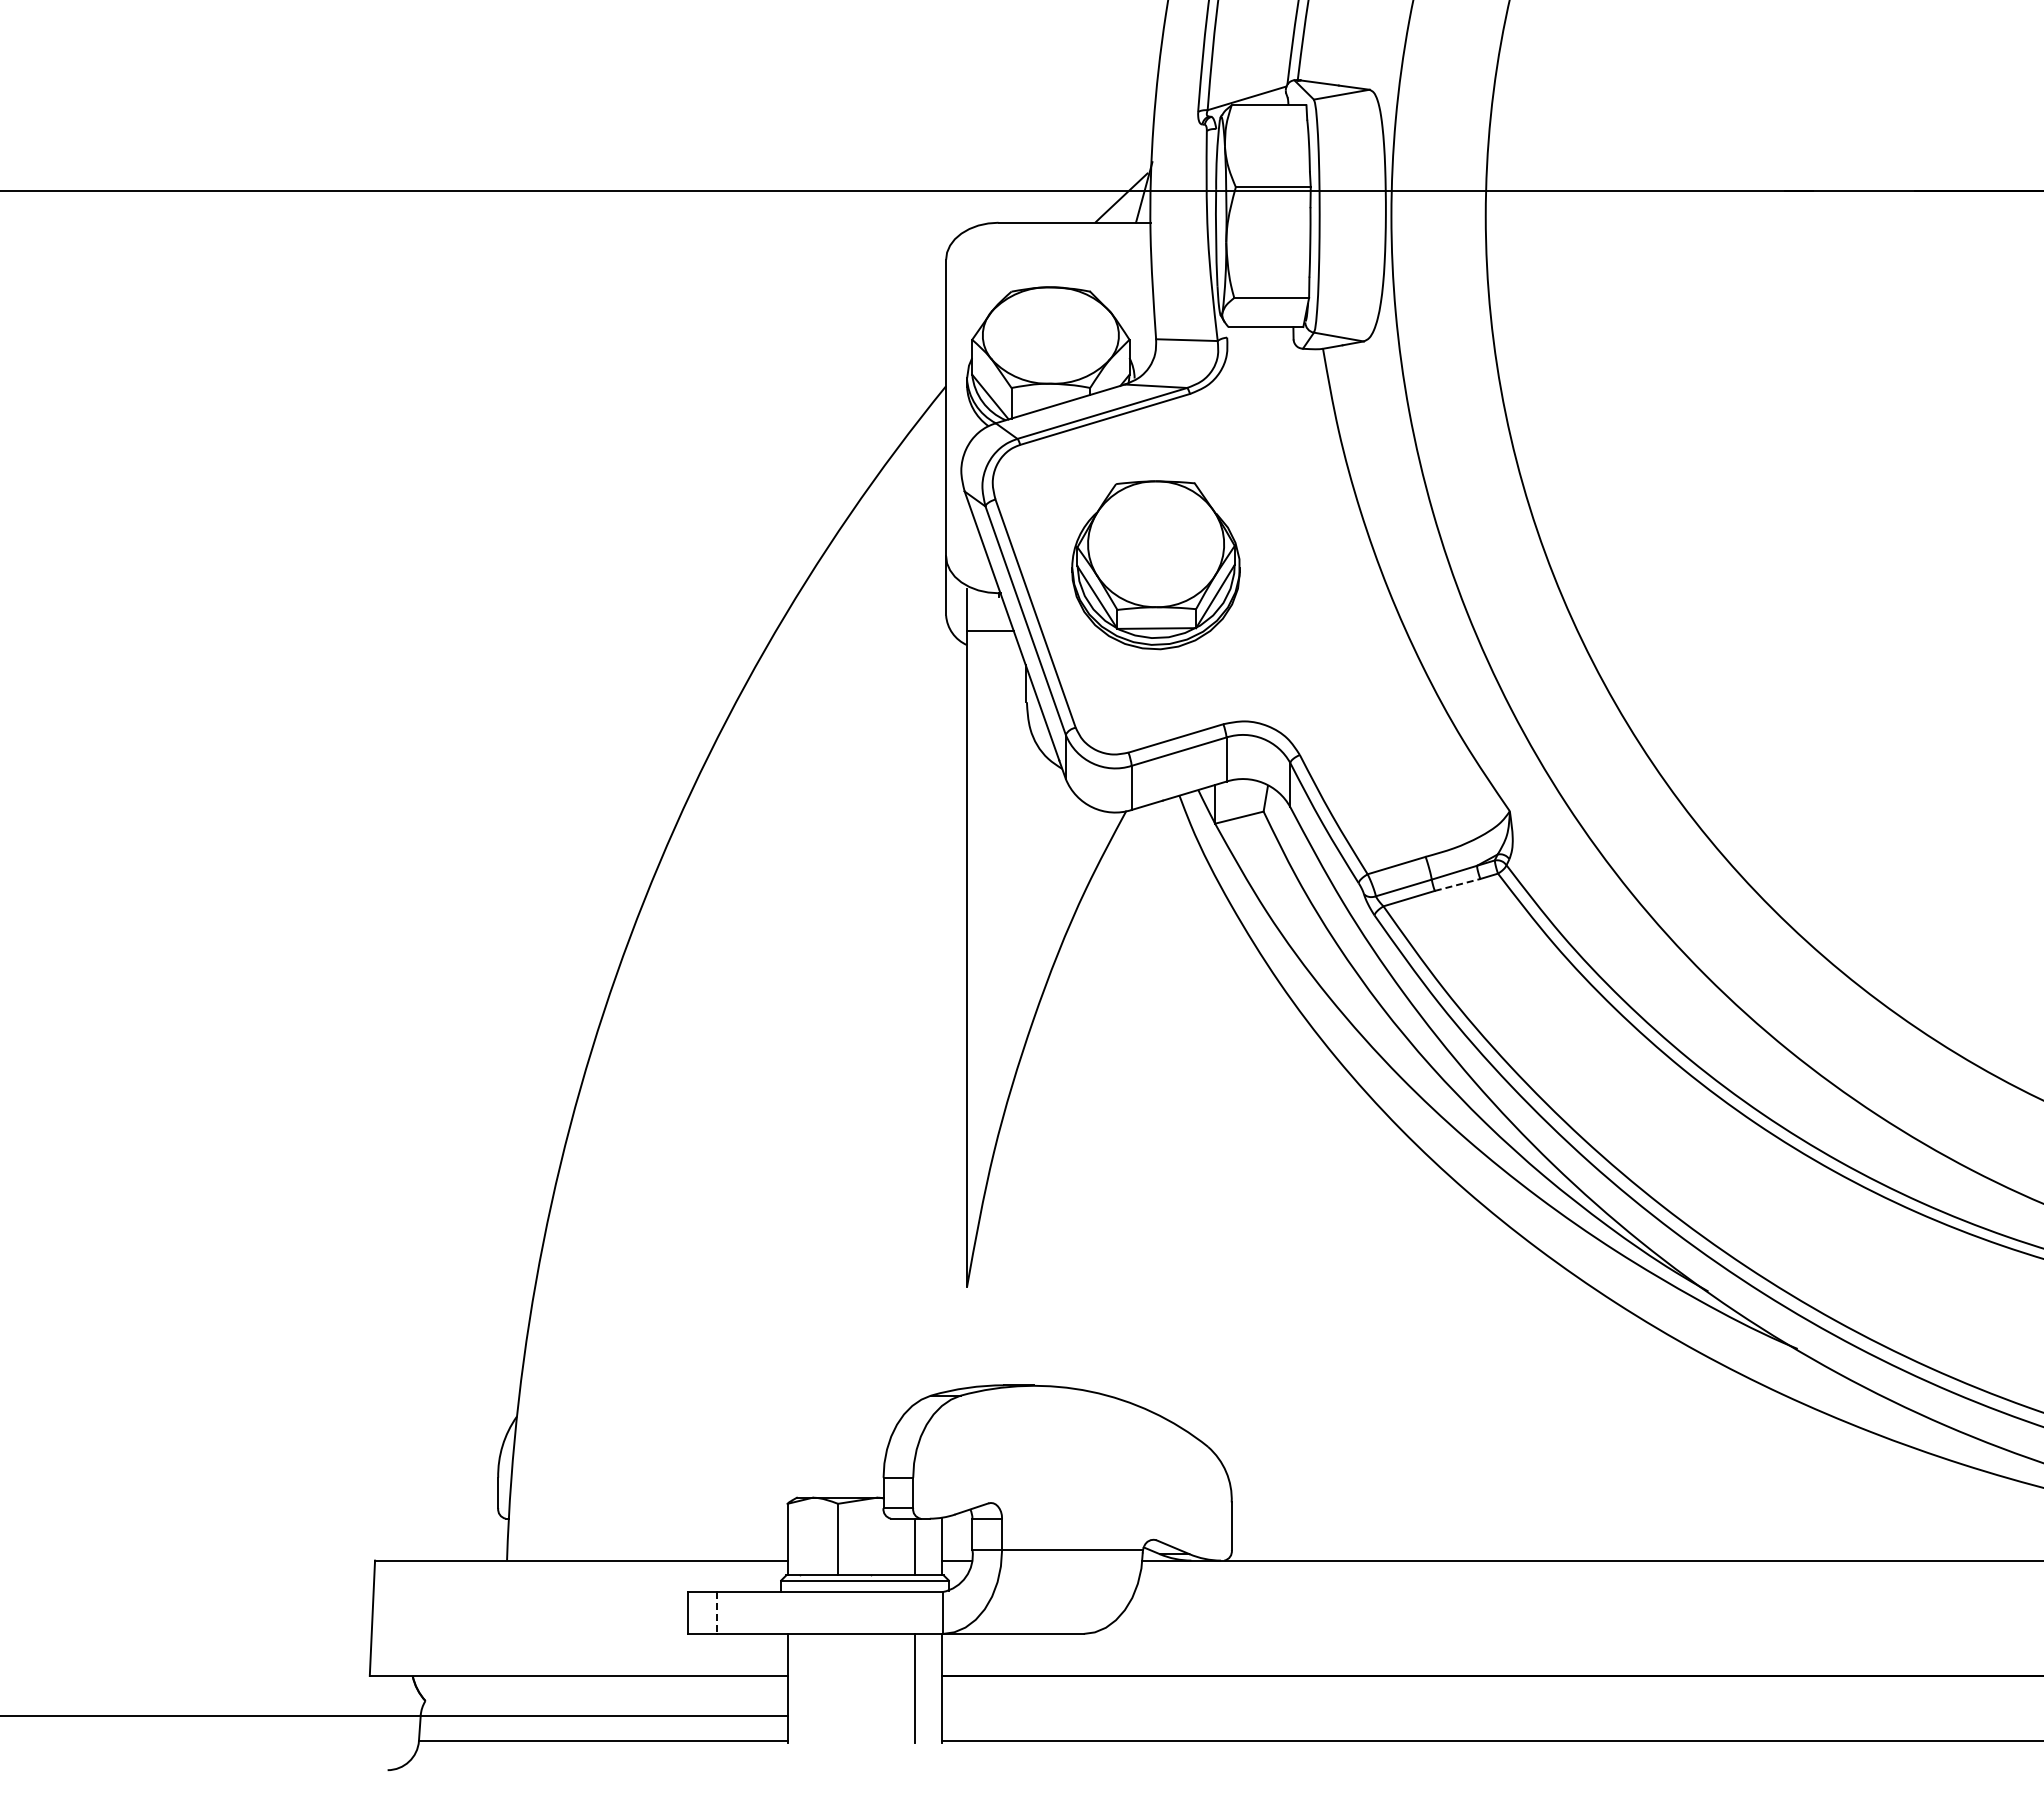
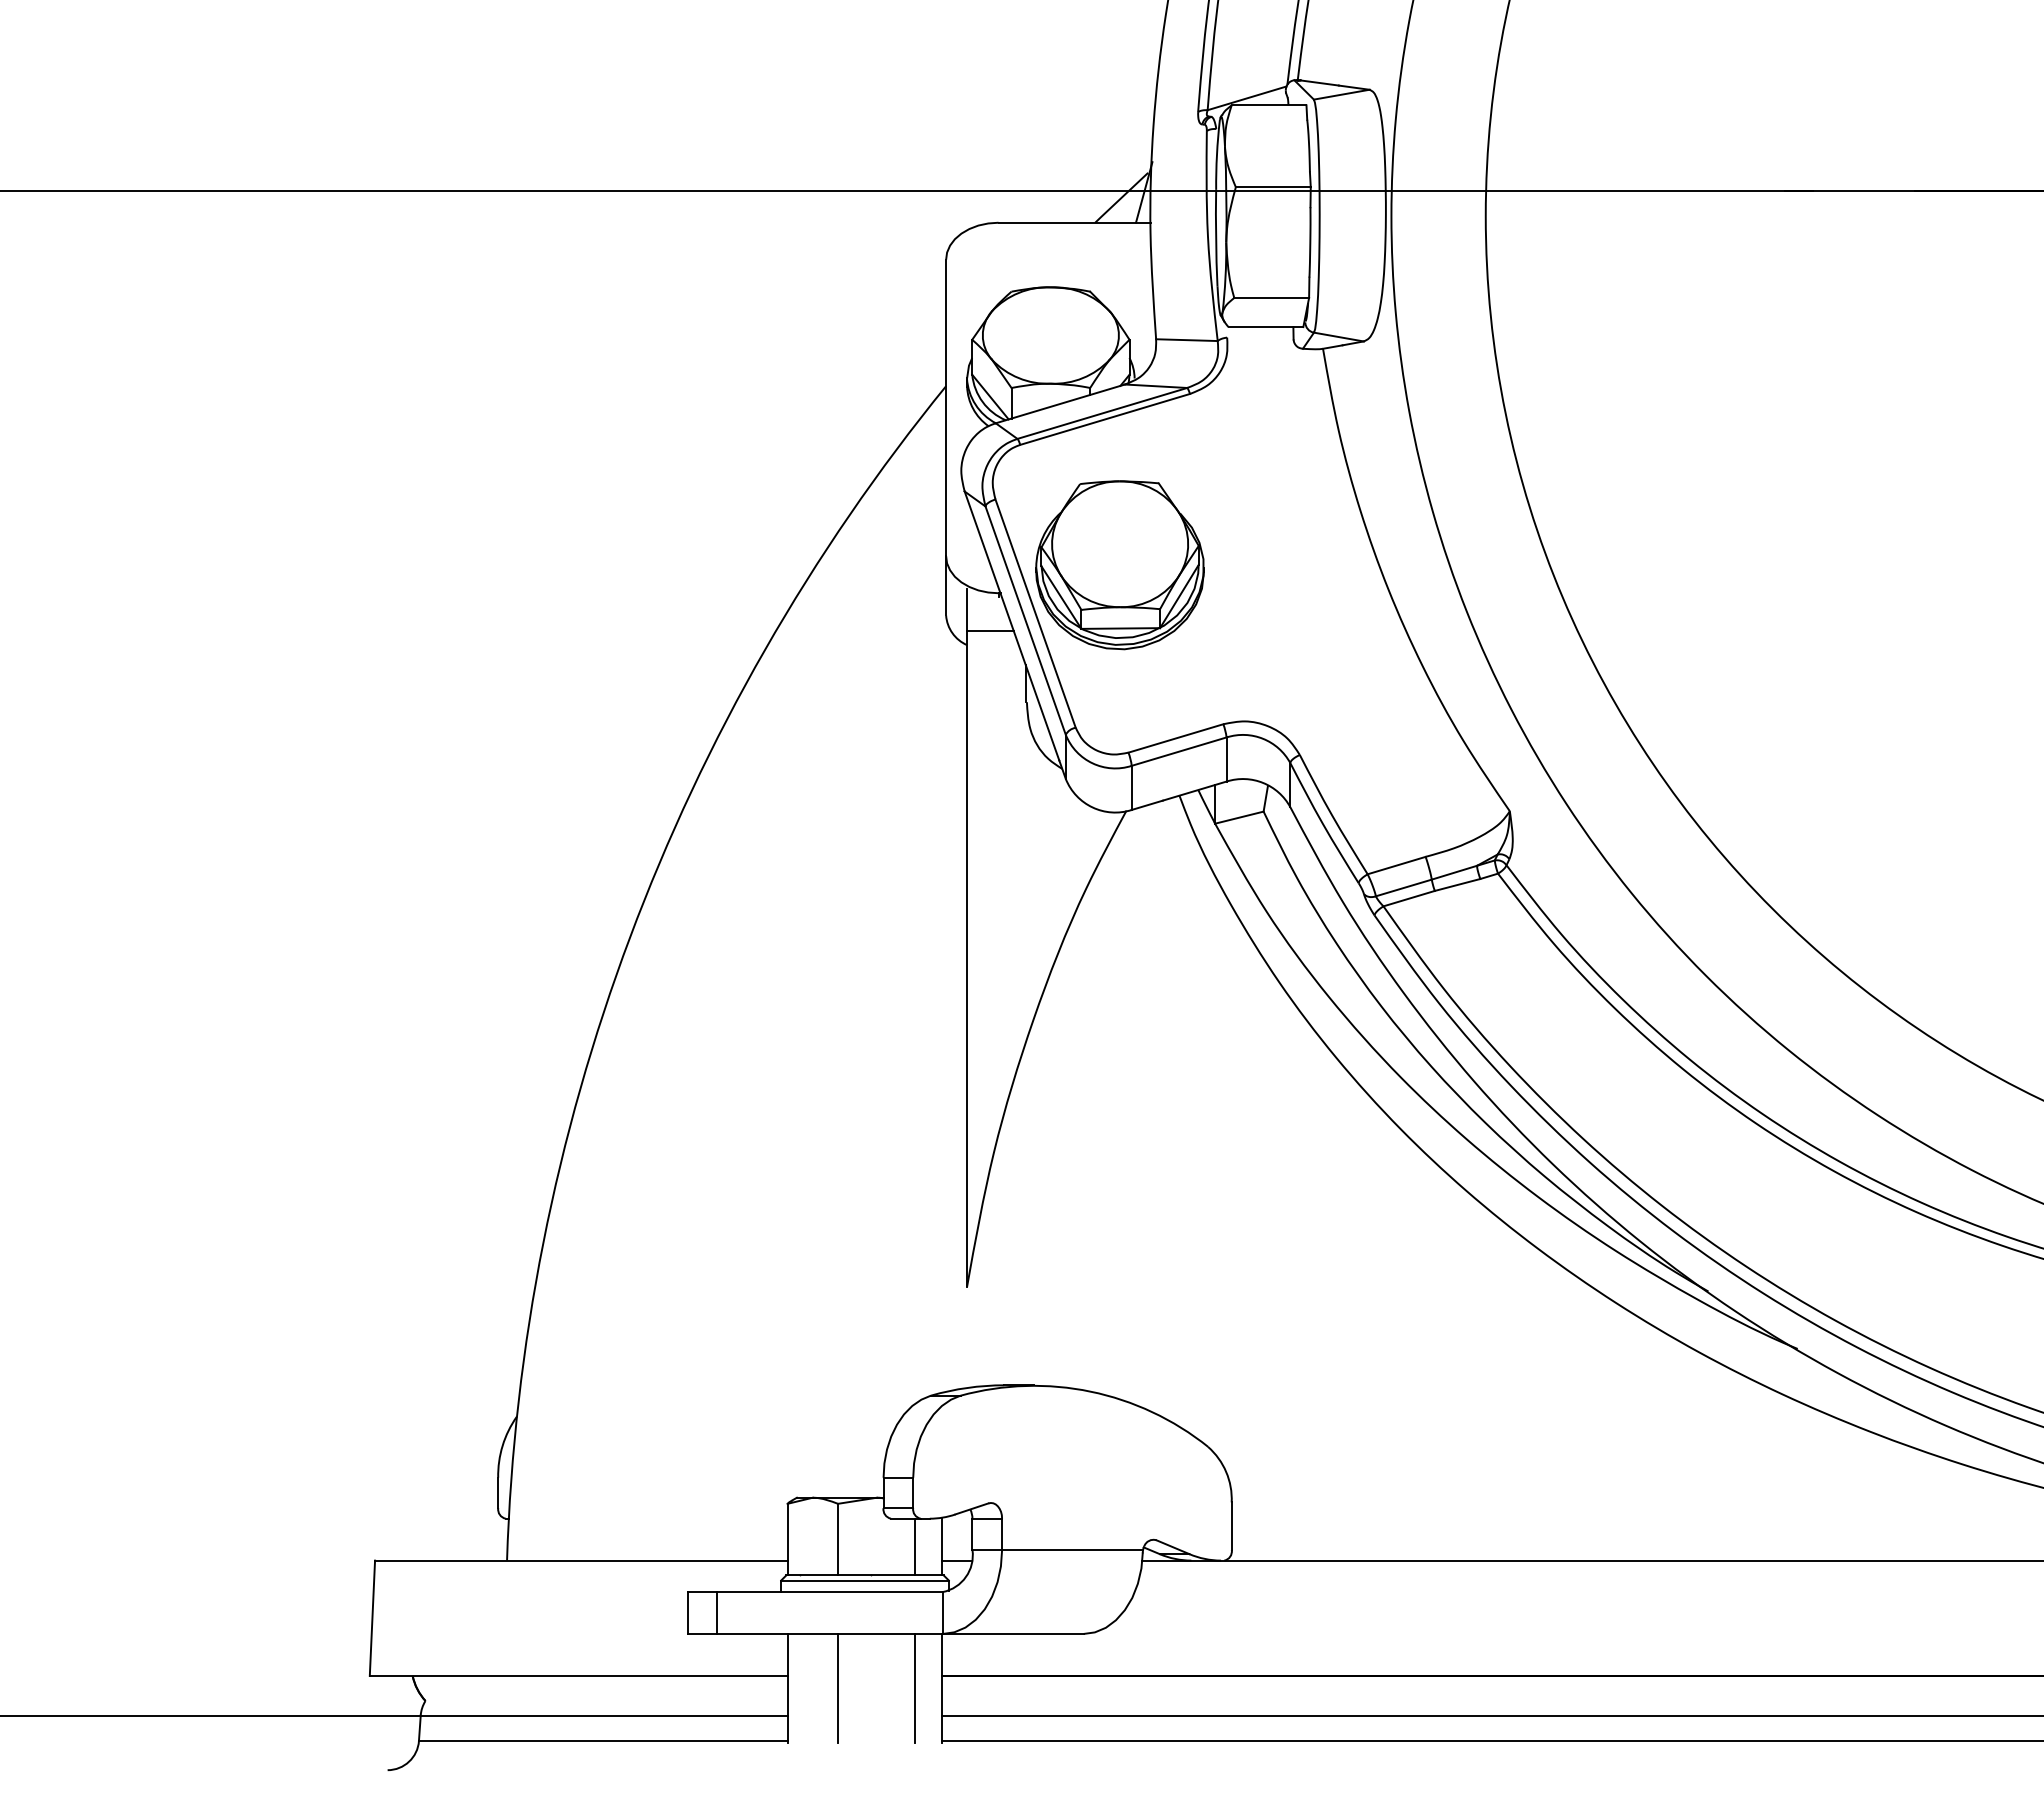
part position: (1155, 565) -> (1119, 565) (1119, 565)
line: dashed -> solid (1457, 884)
line: dashed -> solid (716, 1613)
line: none -> present (837, 1688)
line: none -> present (1491, 1715)
